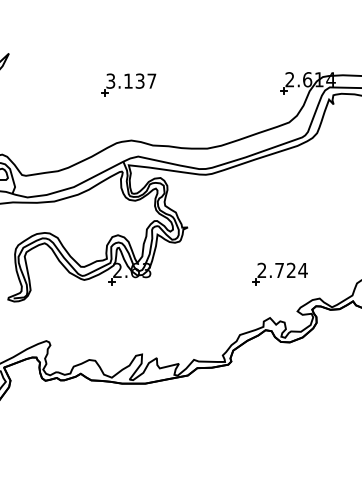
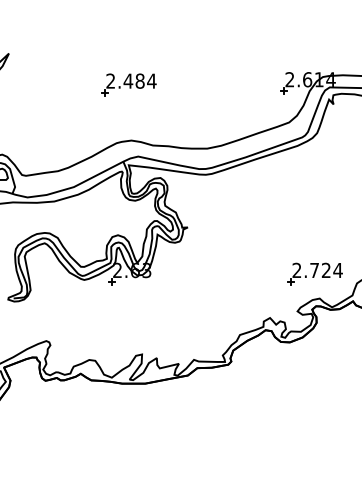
text: 3.137 -> 2.484 (131, 80)
part position: (279, 273) -> (314, 273) (314, 273)
